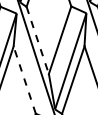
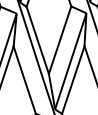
line: dashed -> solid (37, 40)
line: dashed -> solid (24, 79)
